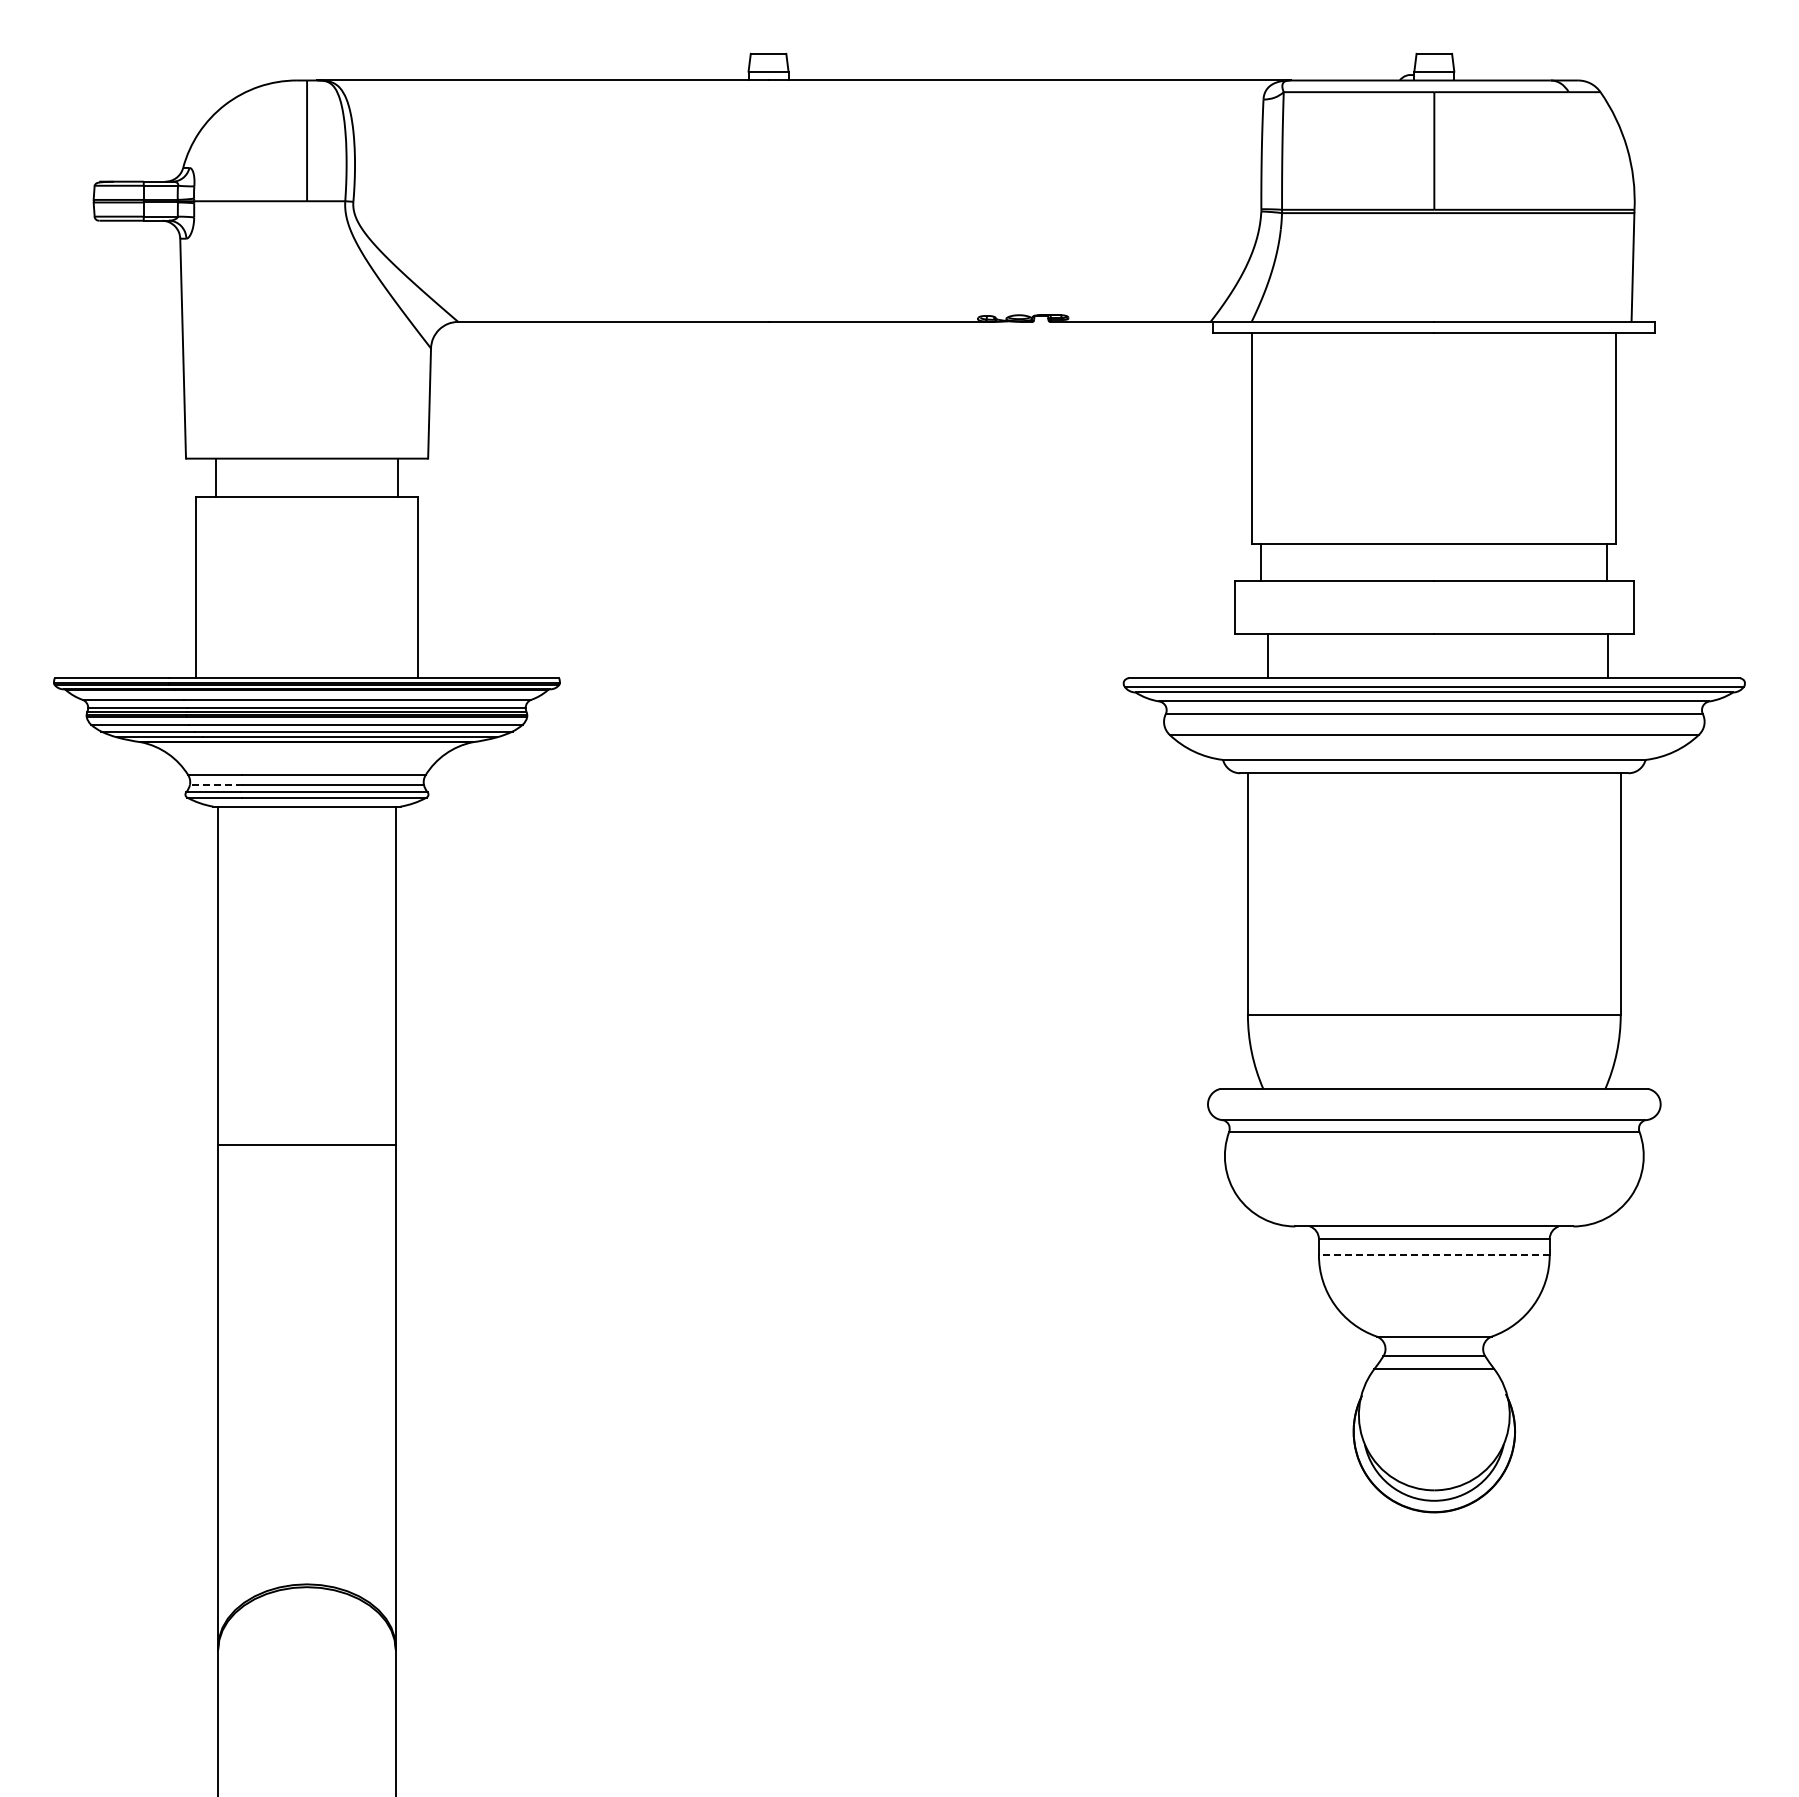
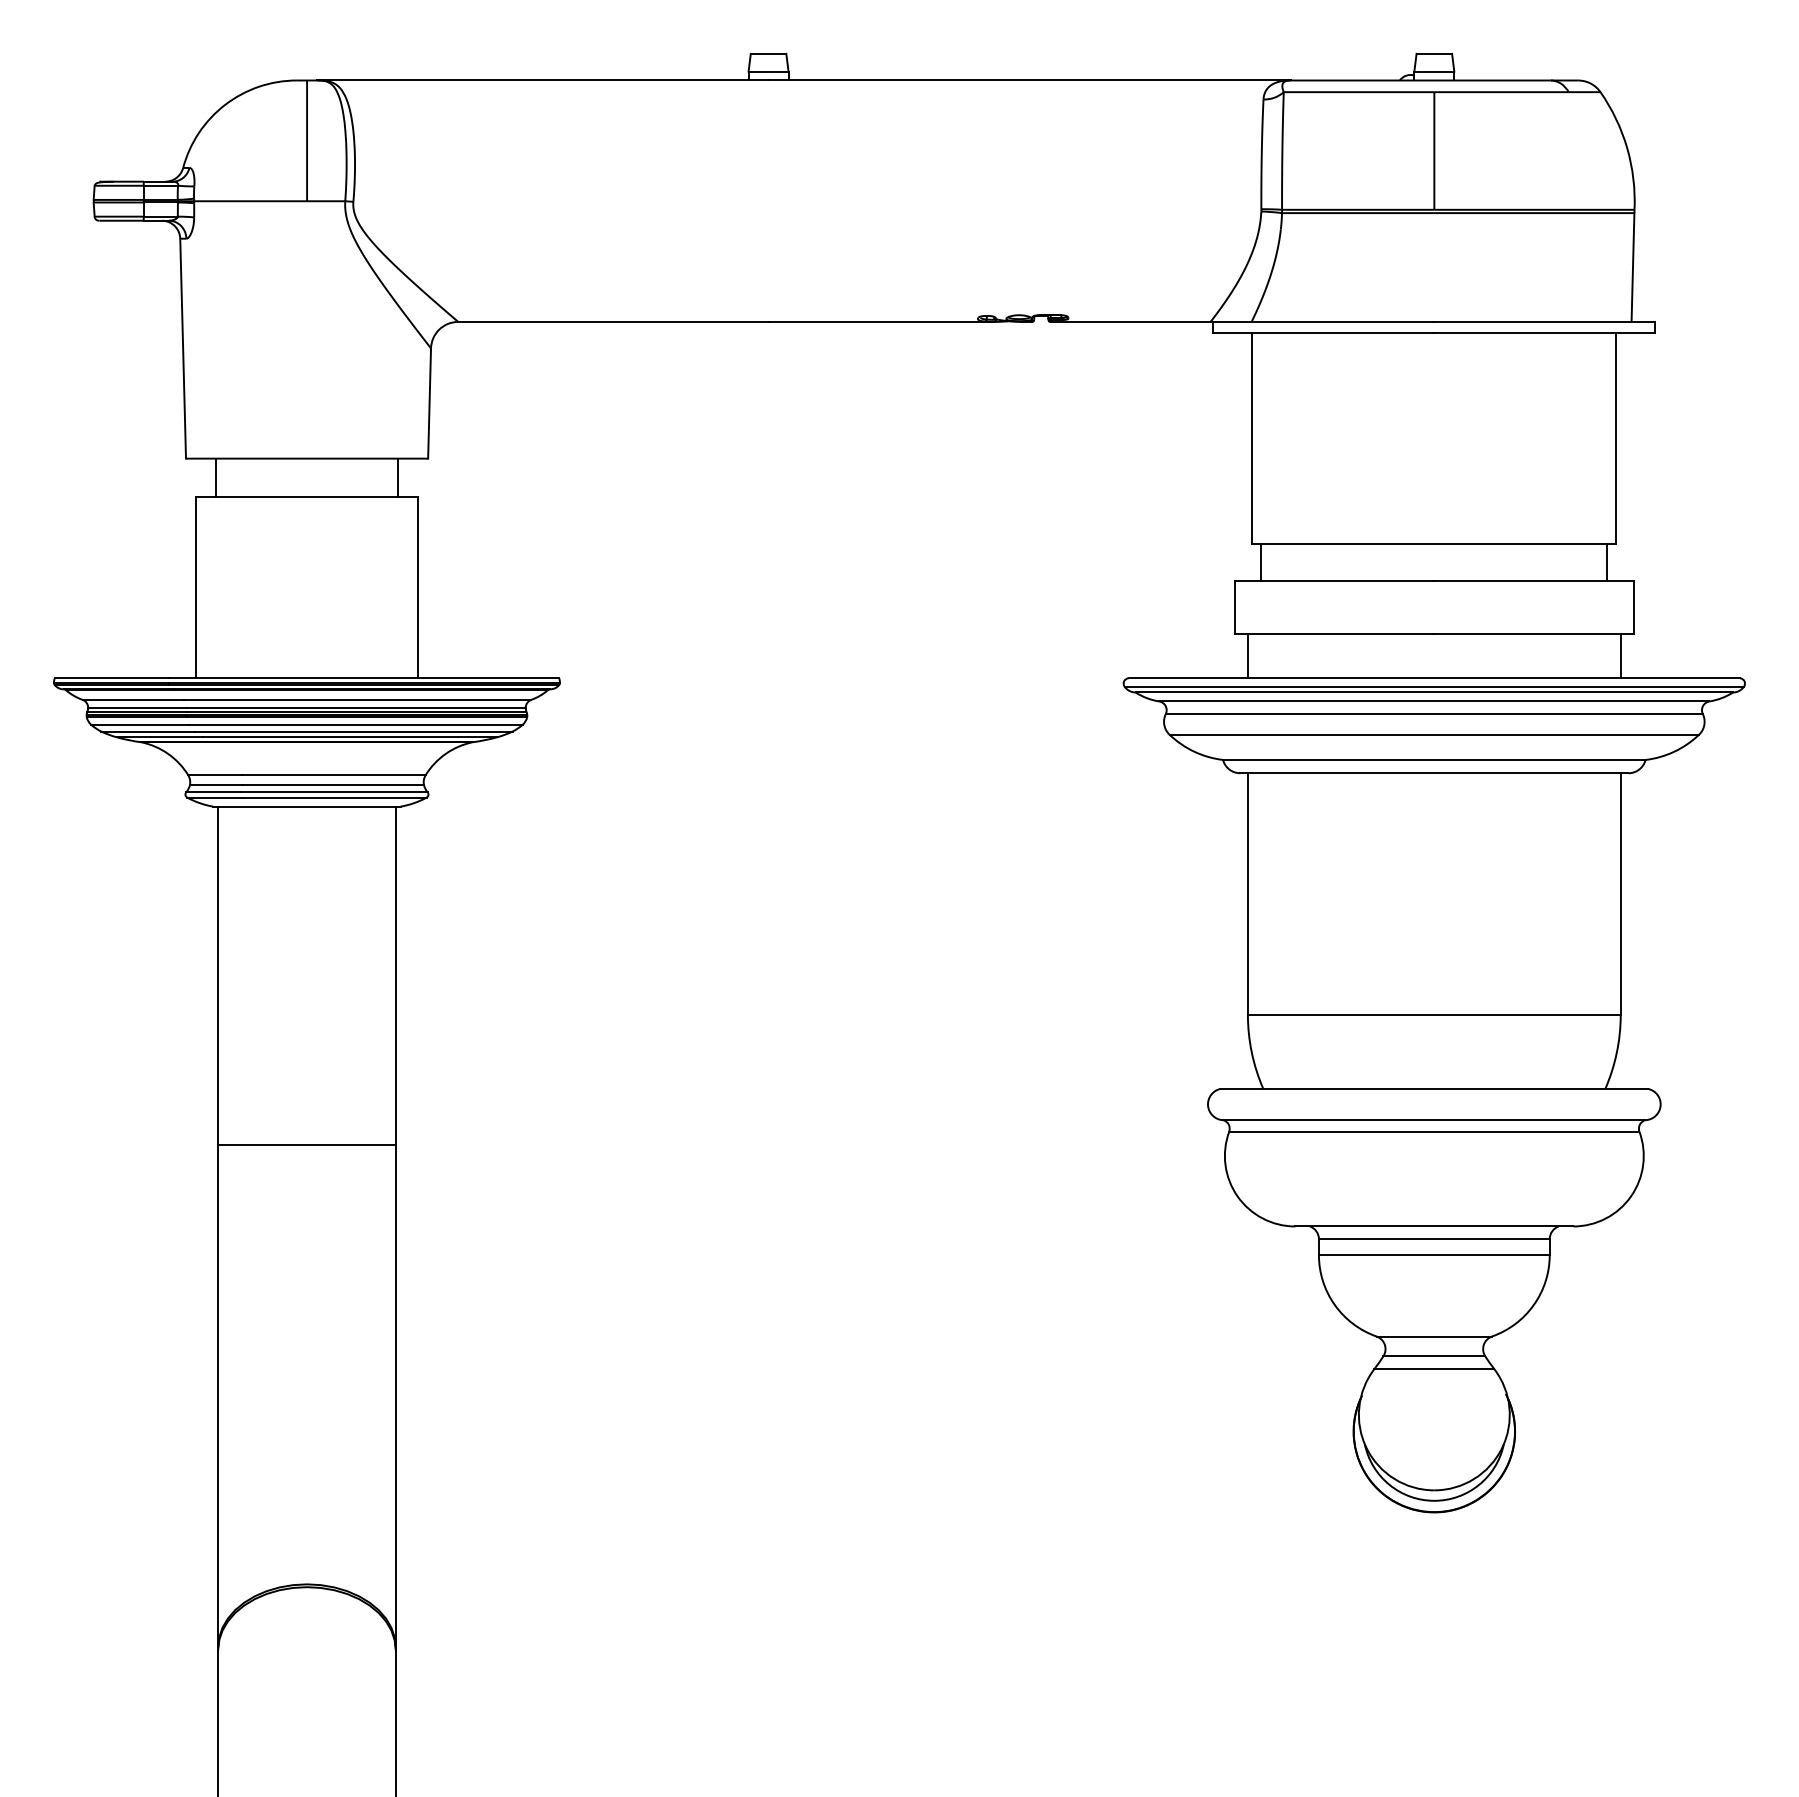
line position: (1267, 655) -> (1247, 655) (1247, 655)
line position: (1607, 655) -> (1620, 655) (1620, 655)
line: dashed -> solid (216, 784)
line: dashed -> solid (1433, 1255)
